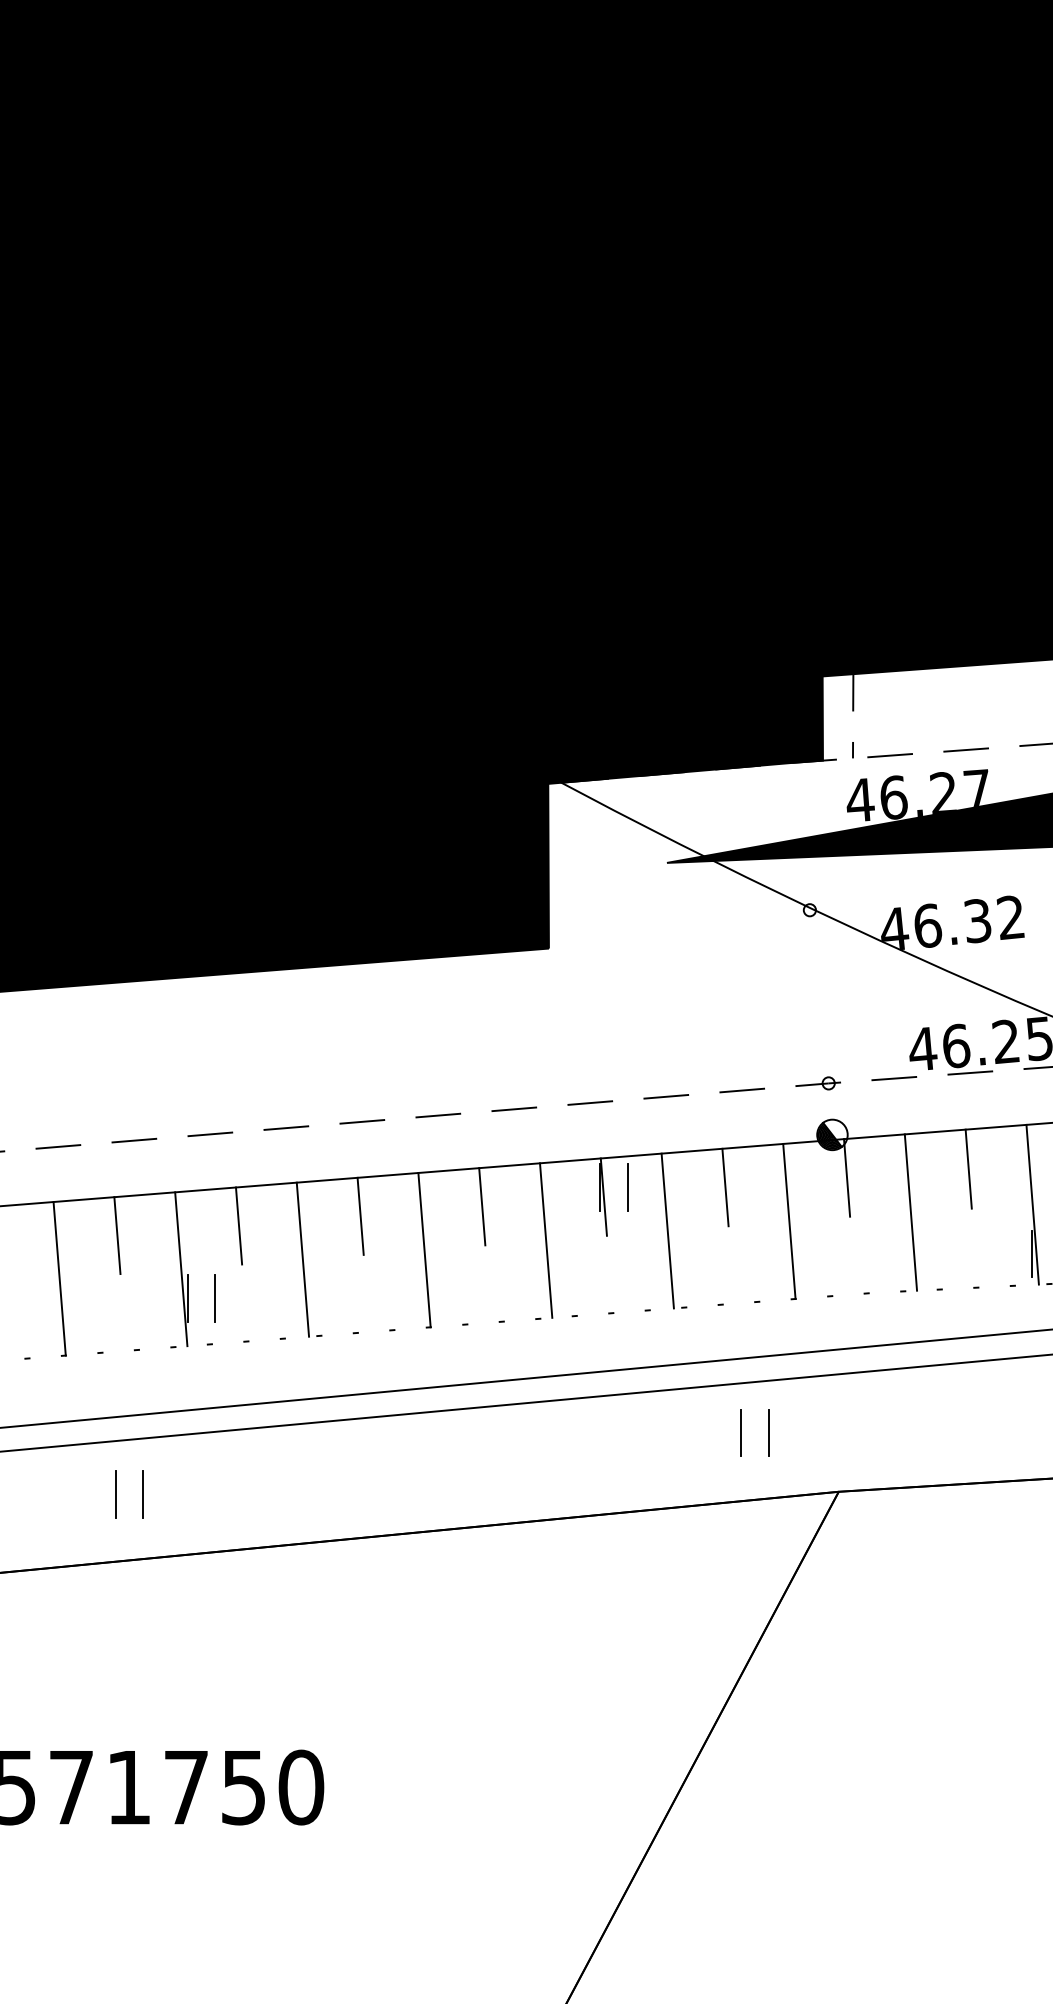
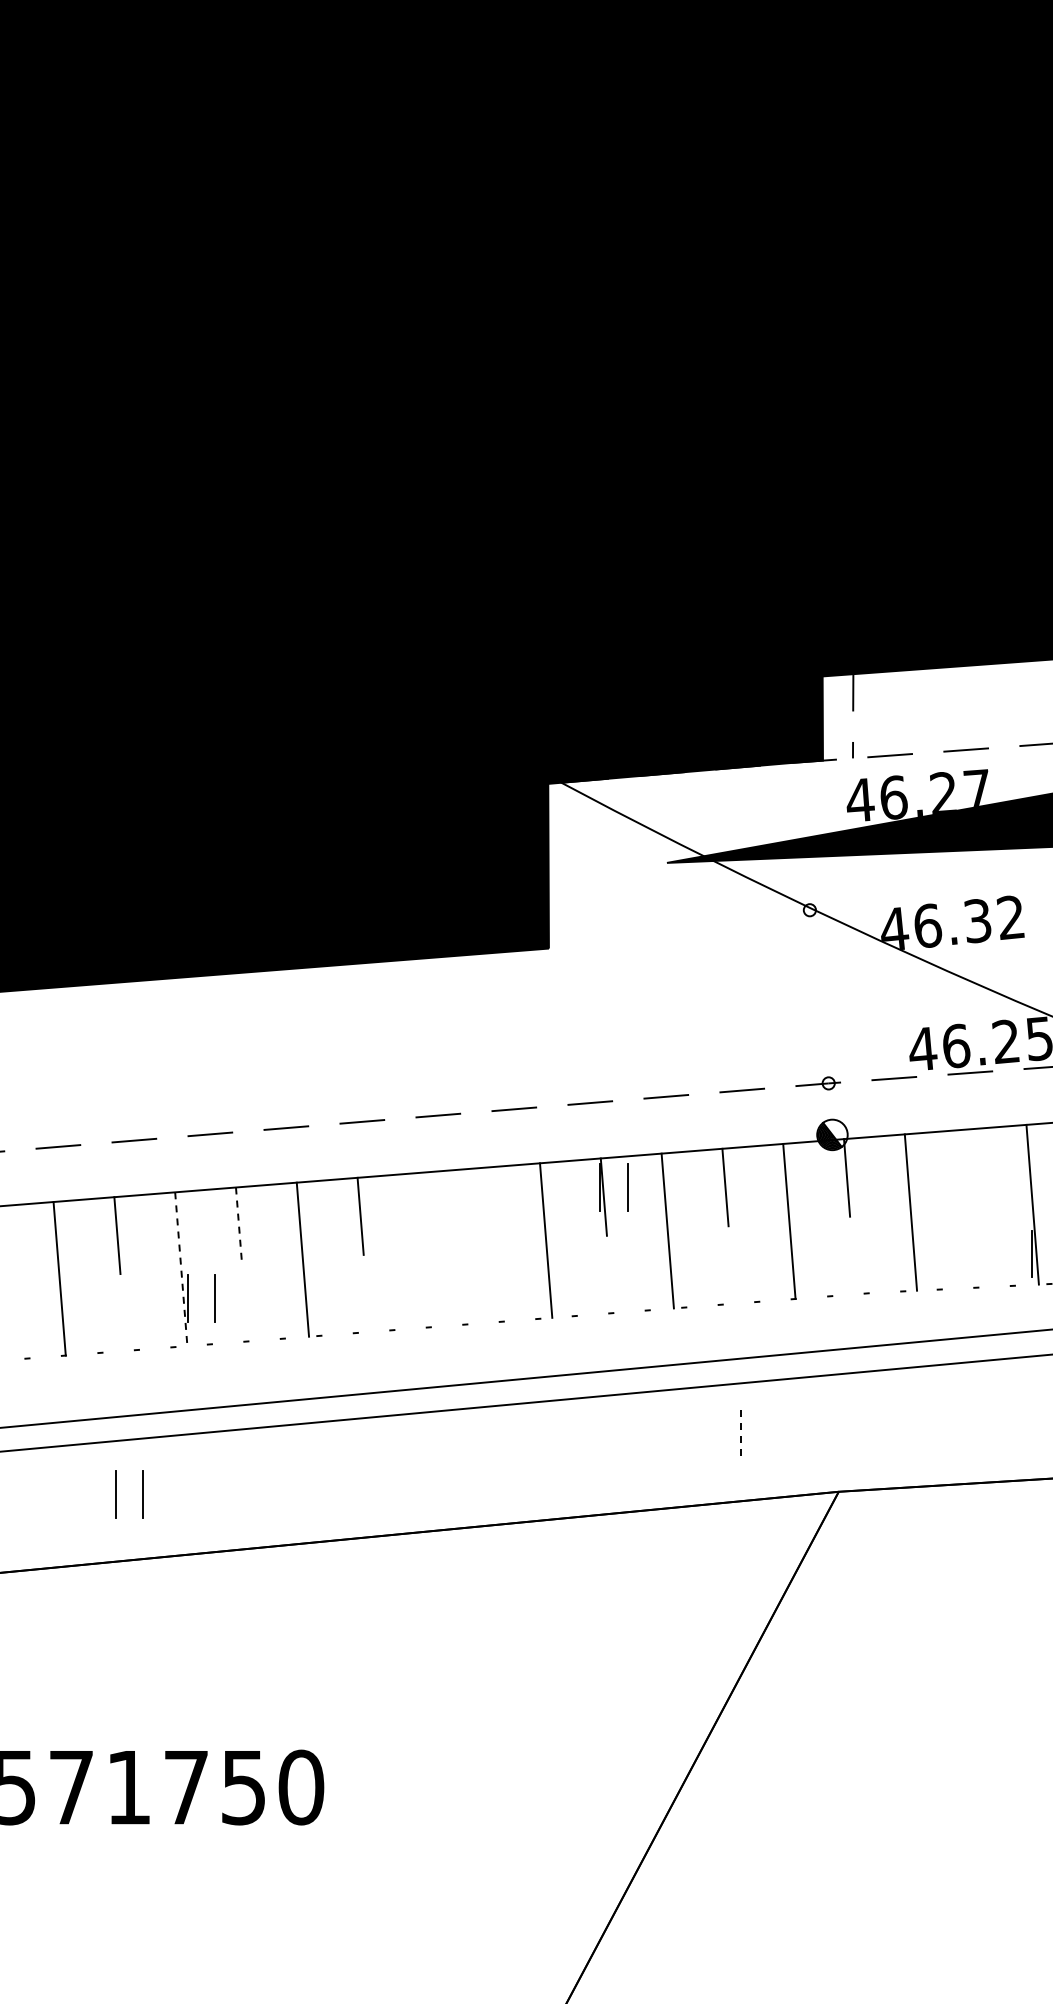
line: present -> none (968, 1168)
line: present -> none (482, 1206)
line: solid -> dashed (239, 1225)
line: present -> none (424, 1249)
line: solid -> dashed (181, 1269)
line: present -> none (768, 1432)
line: solid -> dashed (741, 1433)
